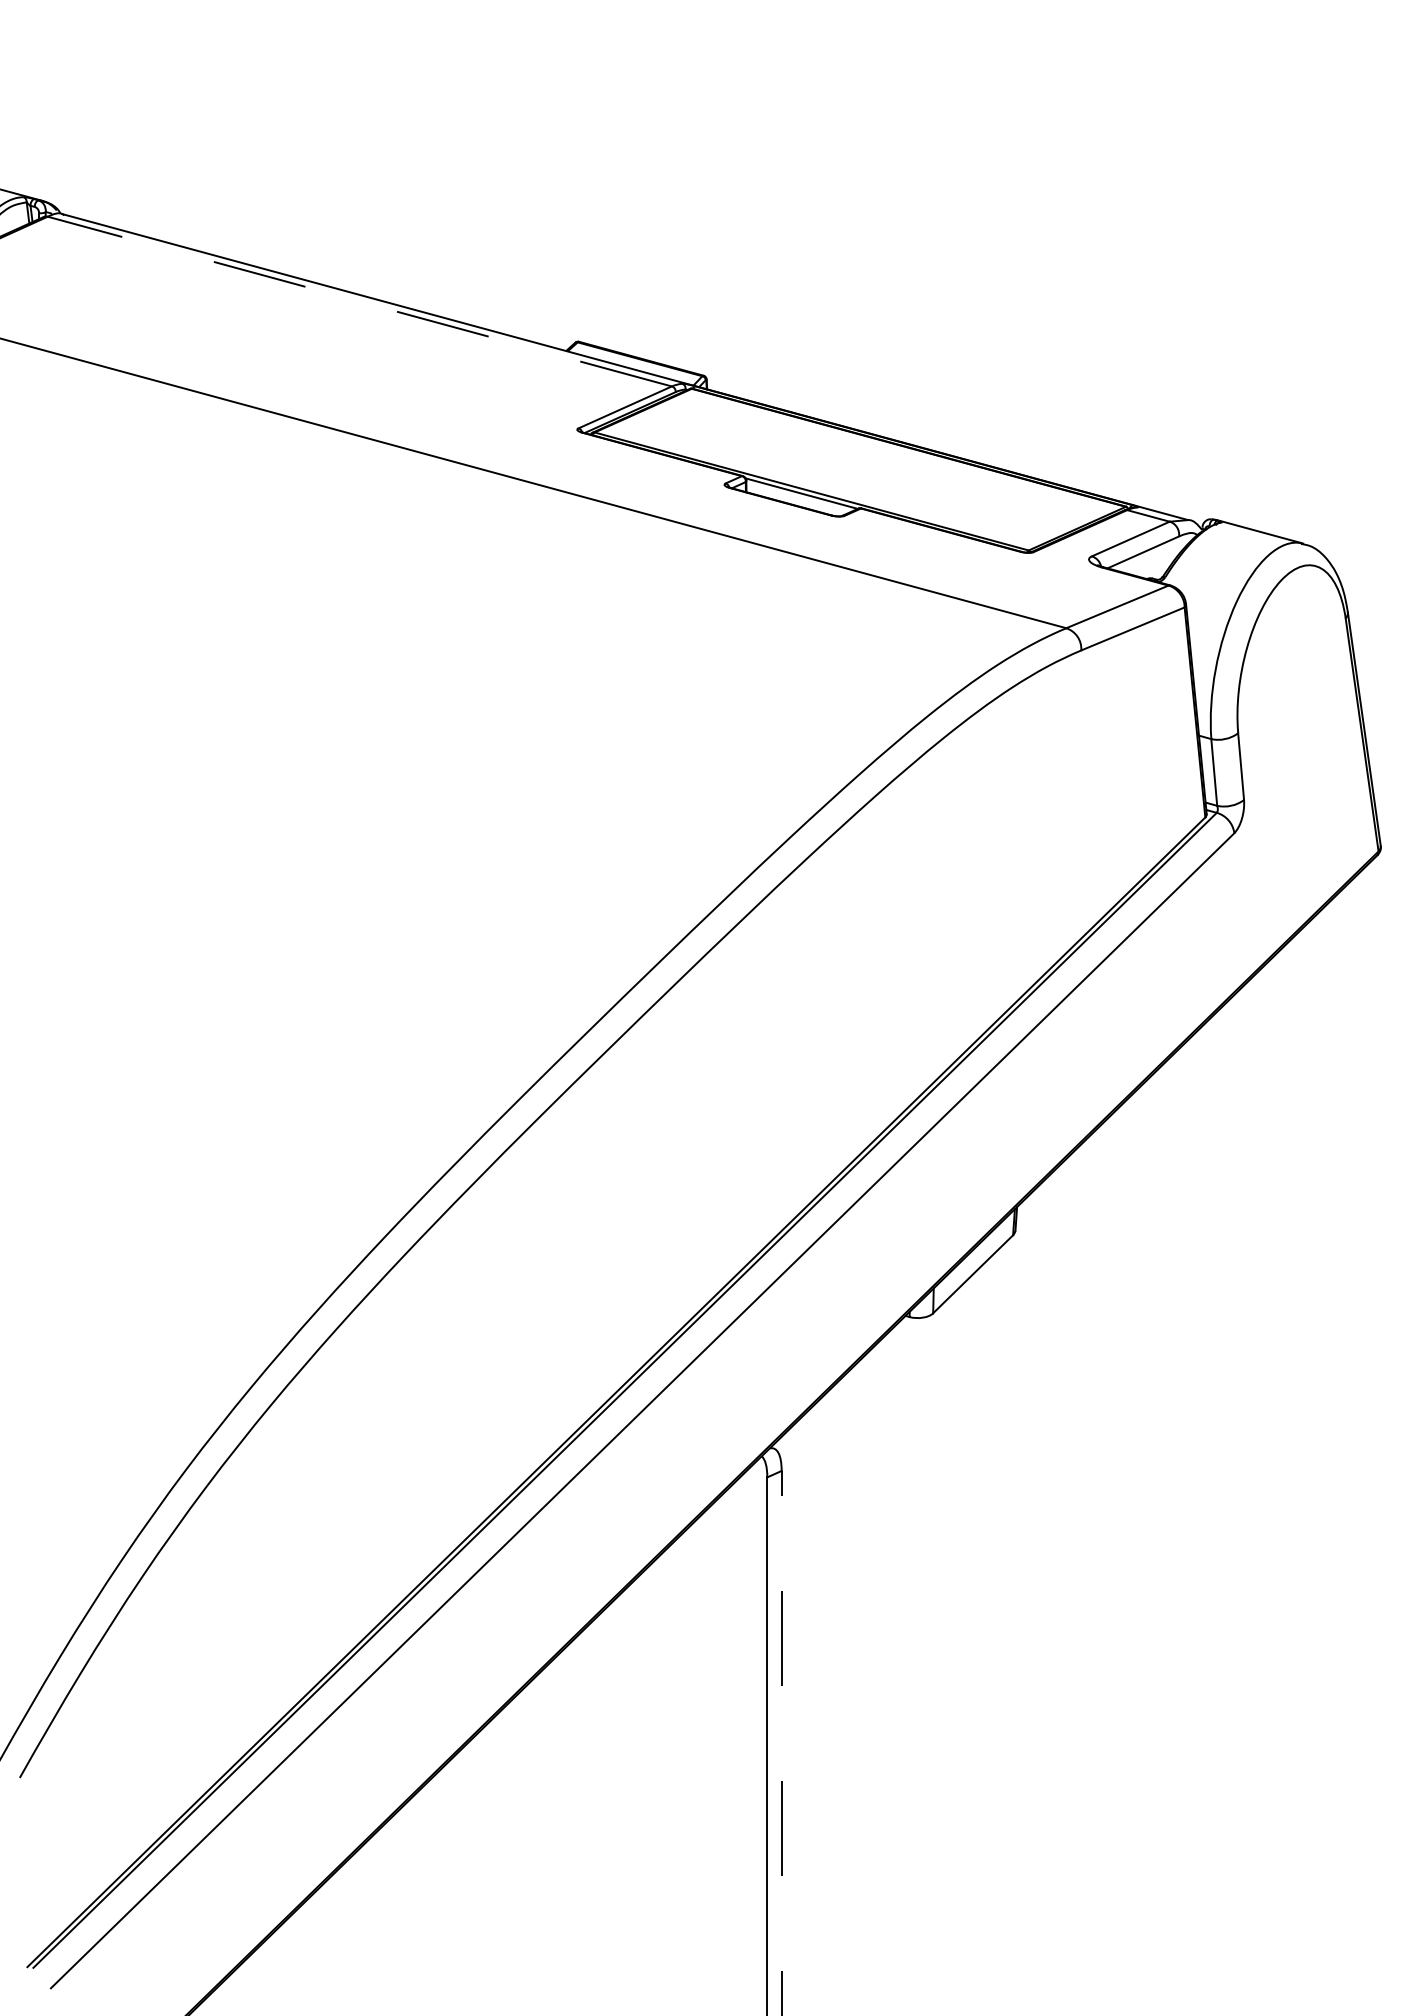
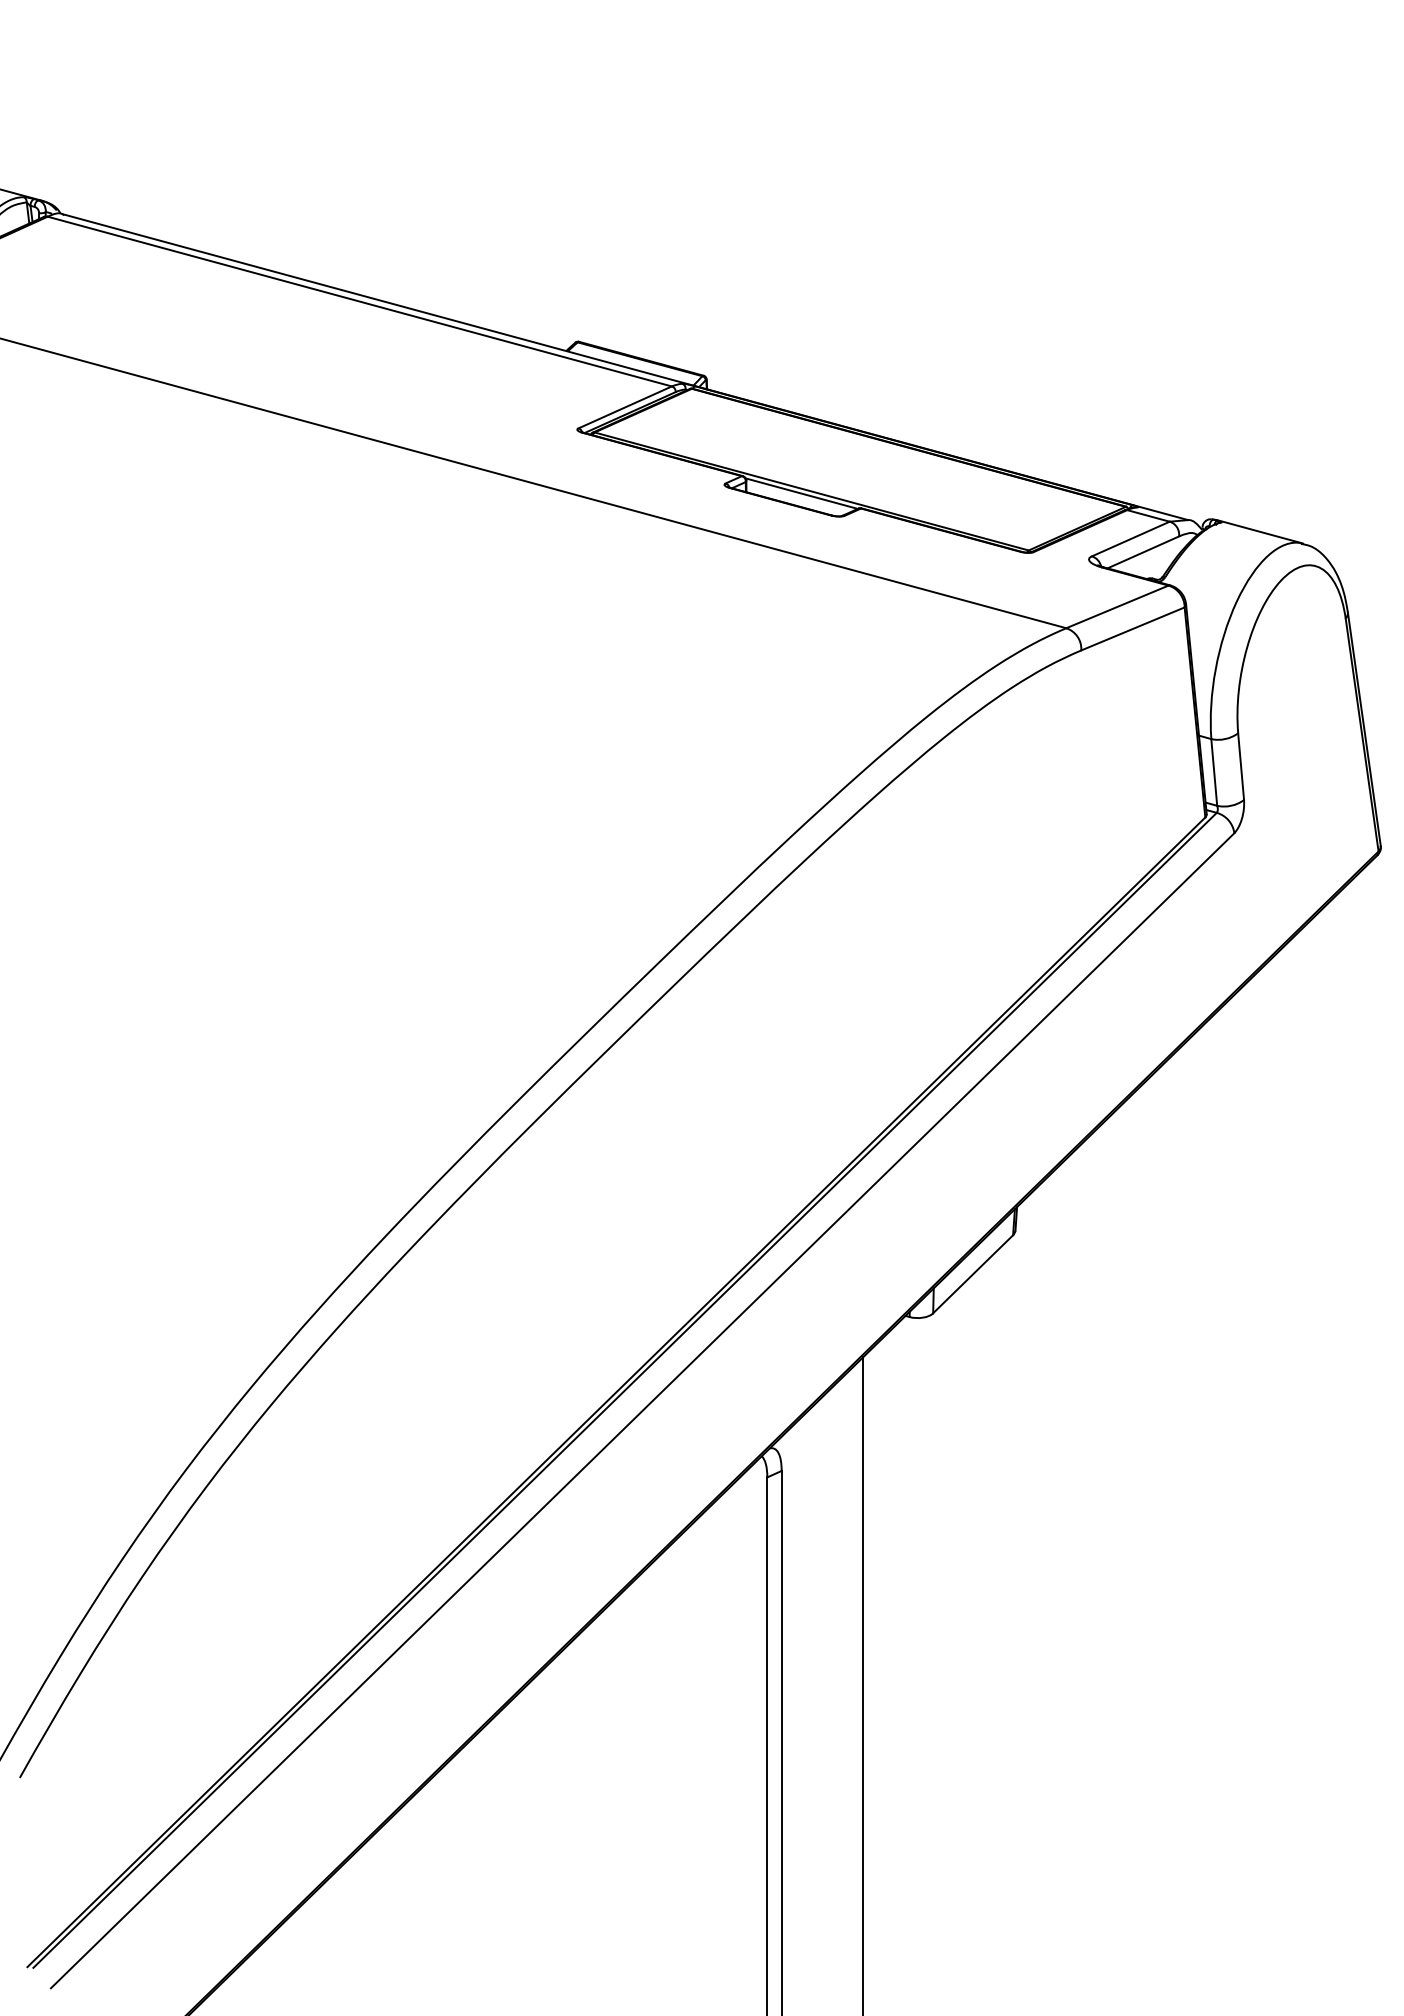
line: dashed -> solid (359, 301)
line: none -> present (863, 1684)
line: dashed -> solid (781, 1742)
